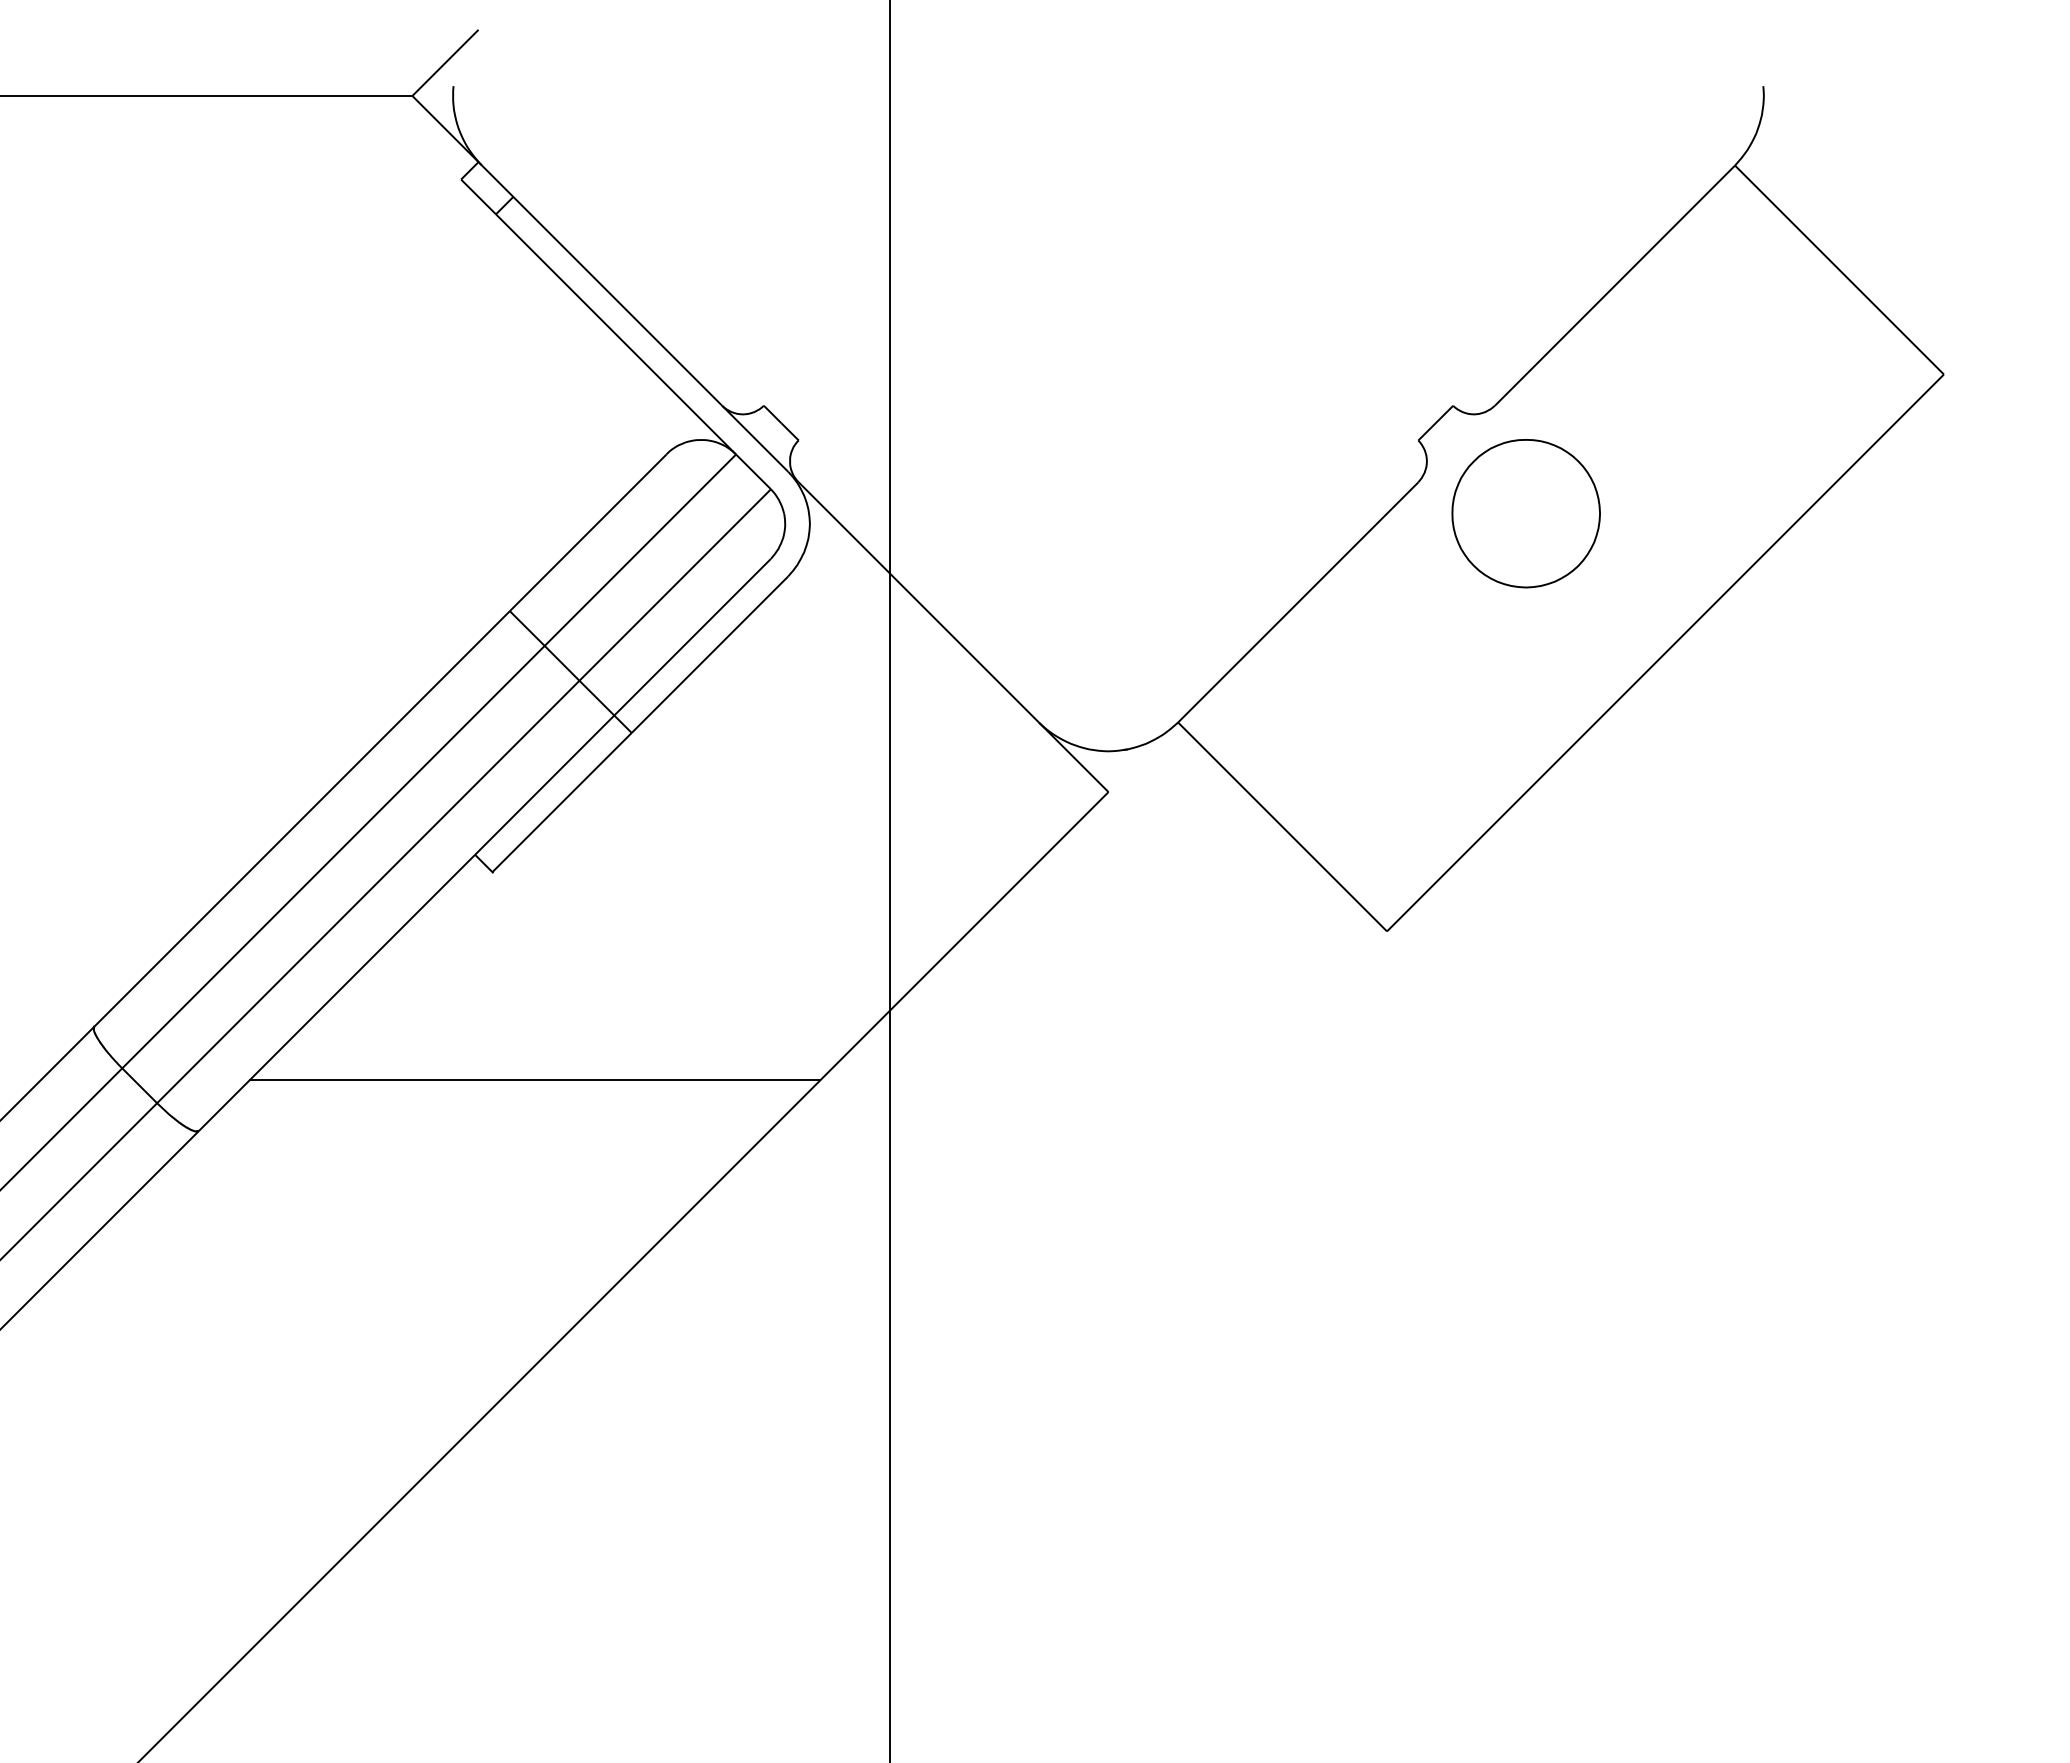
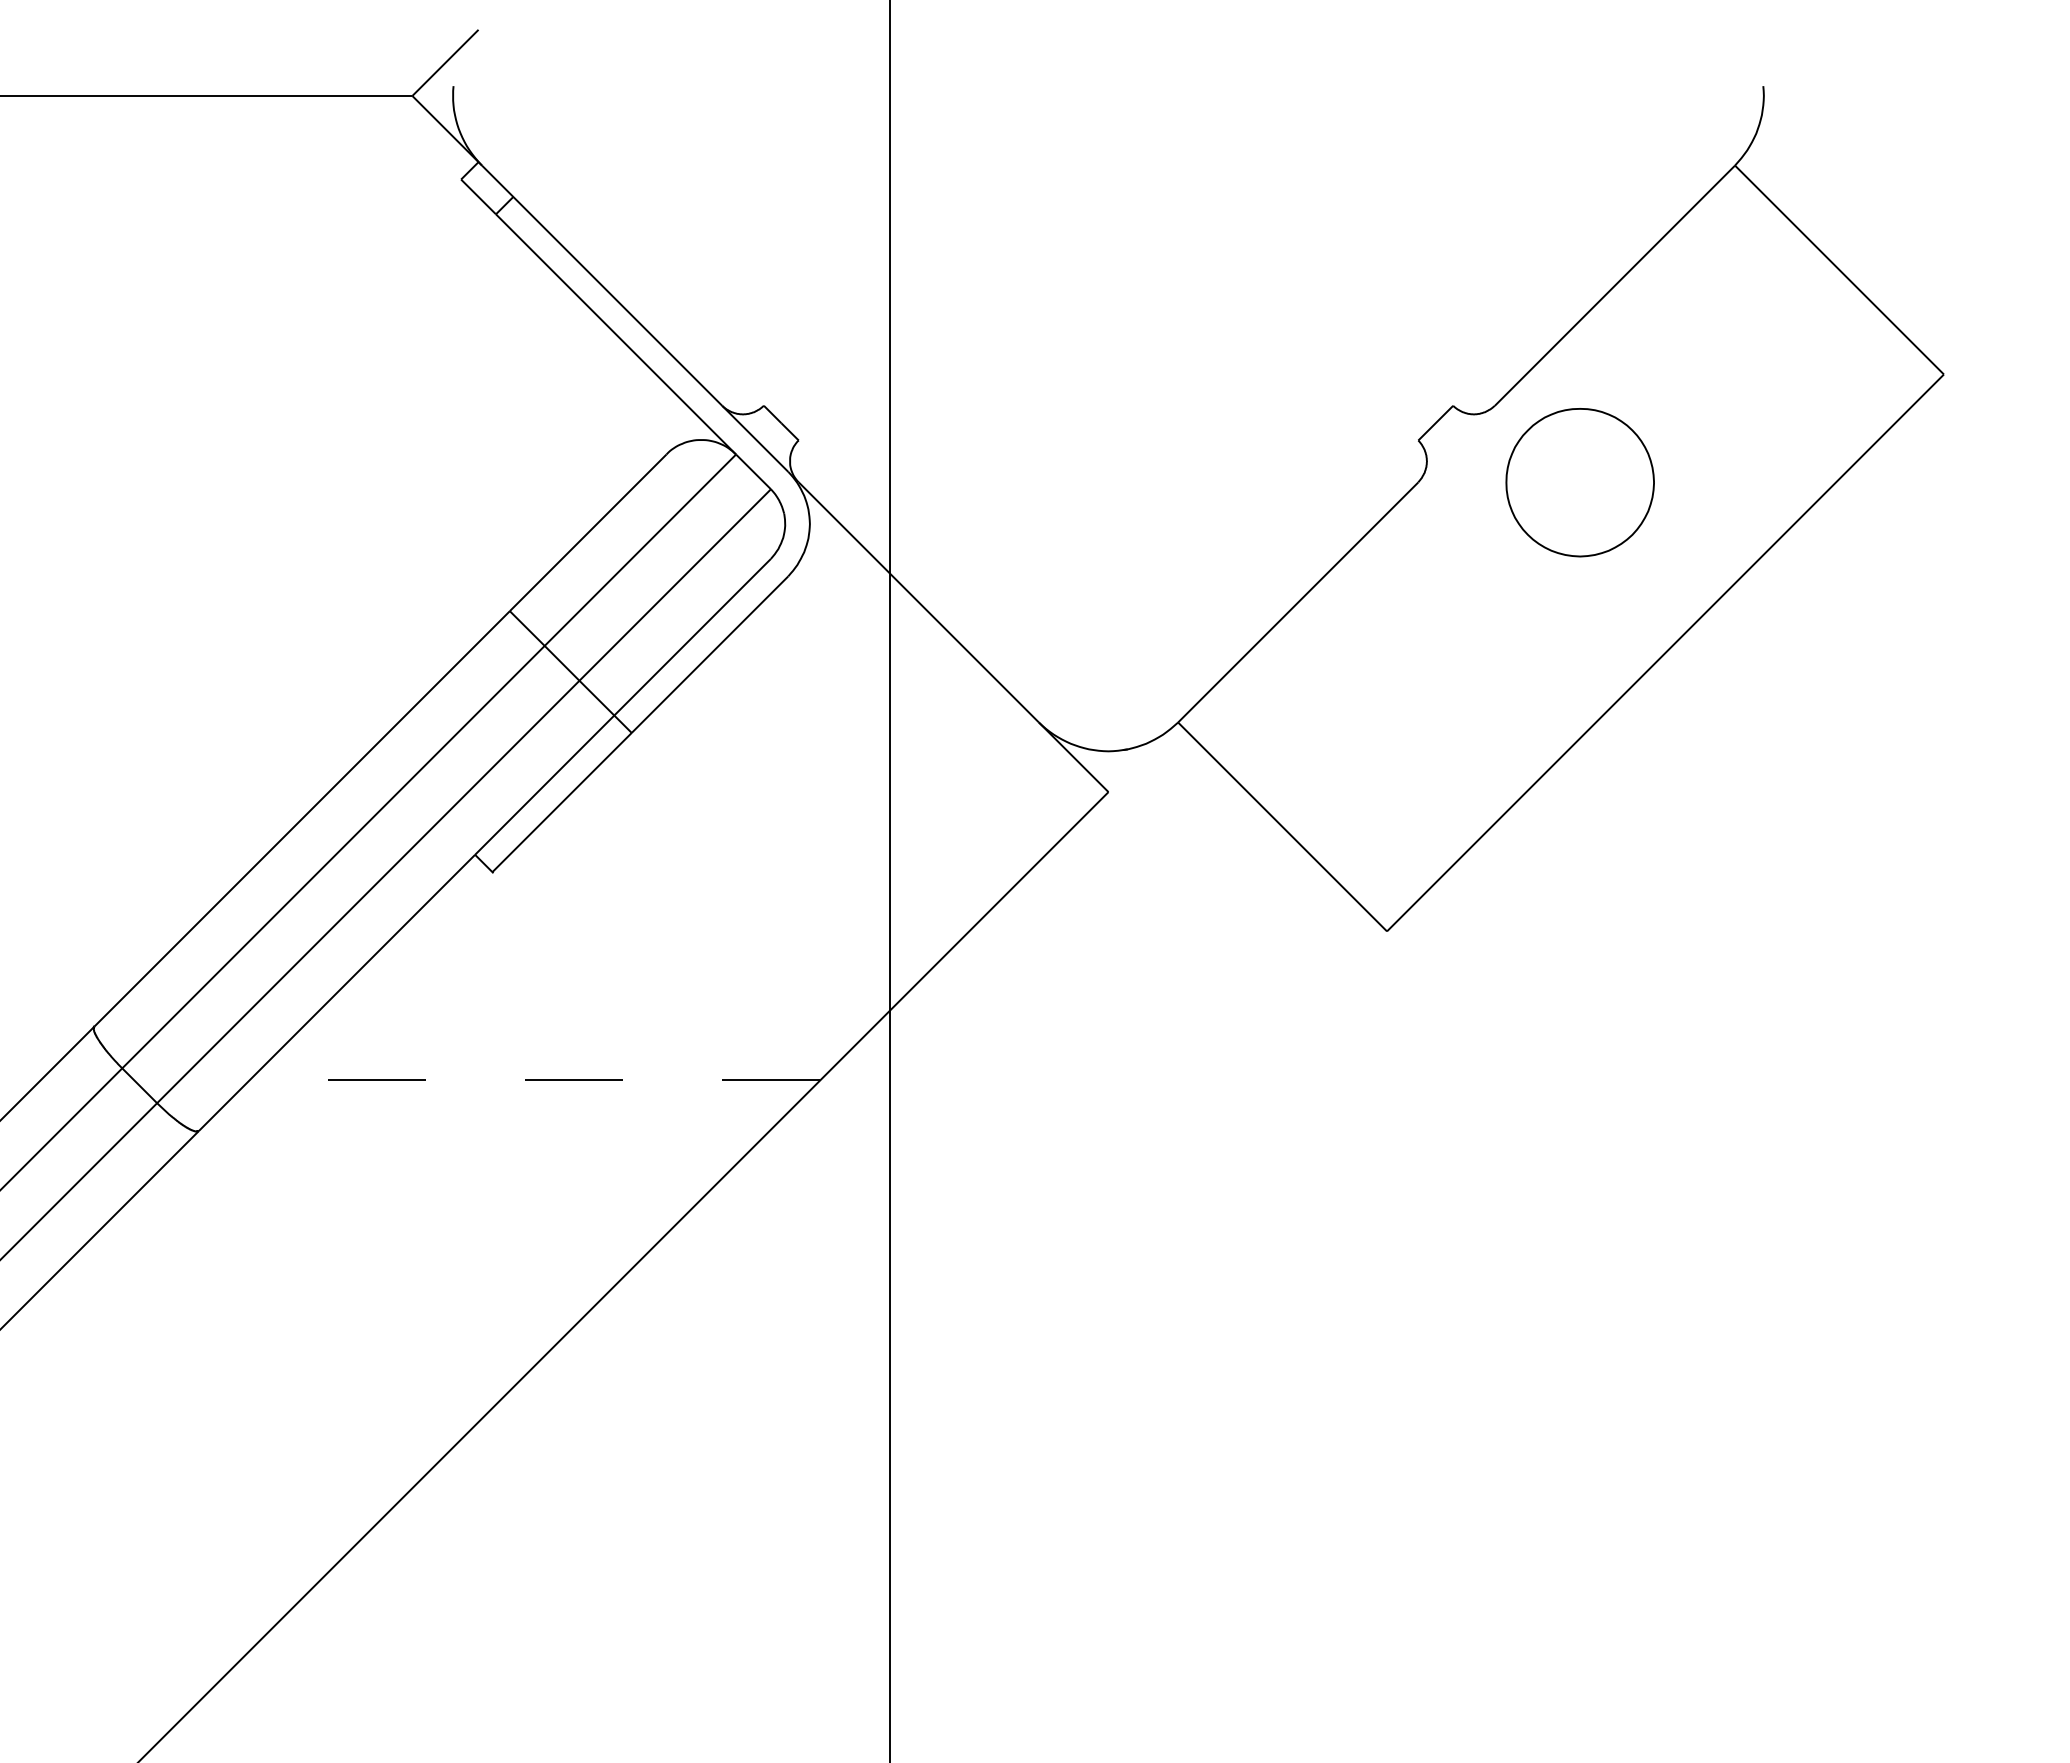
part position: (1525, 513) -> (1579, 482) (1579, 482)
line: solid -> dashed (534, 1080)
